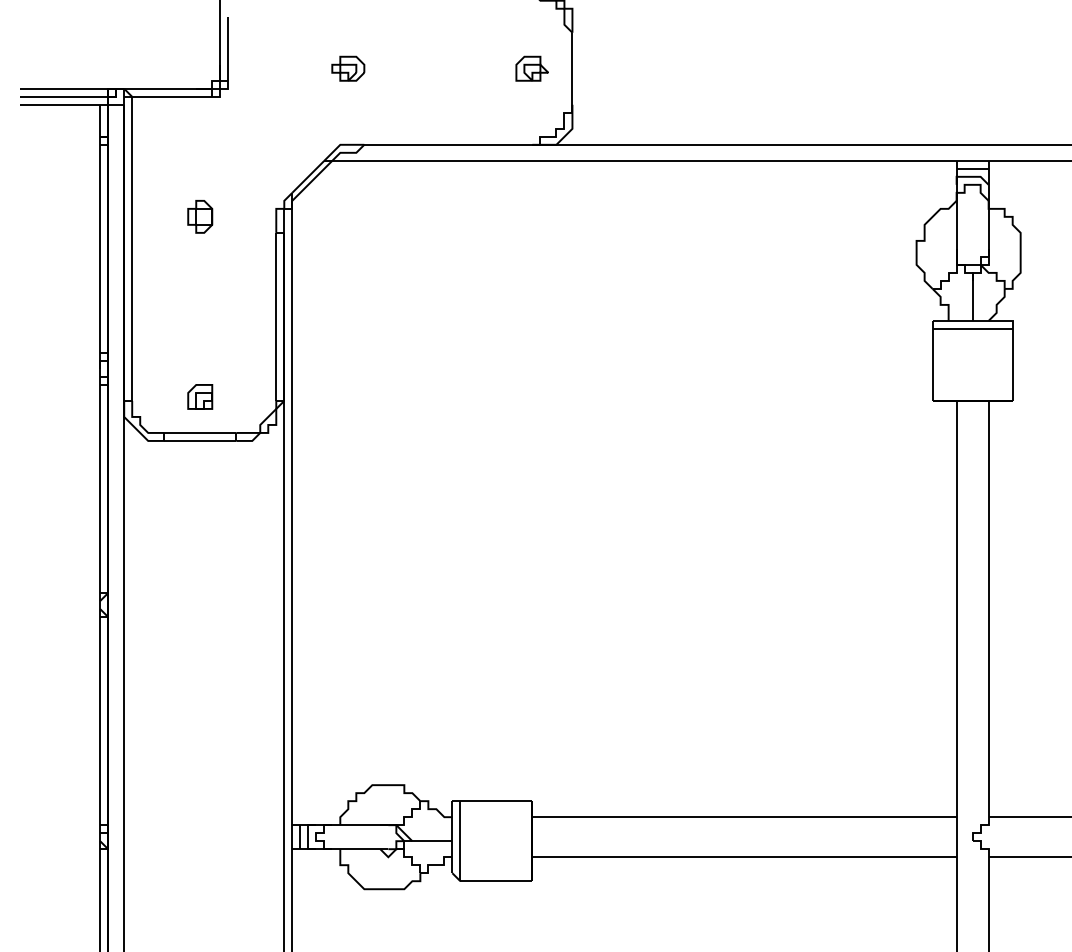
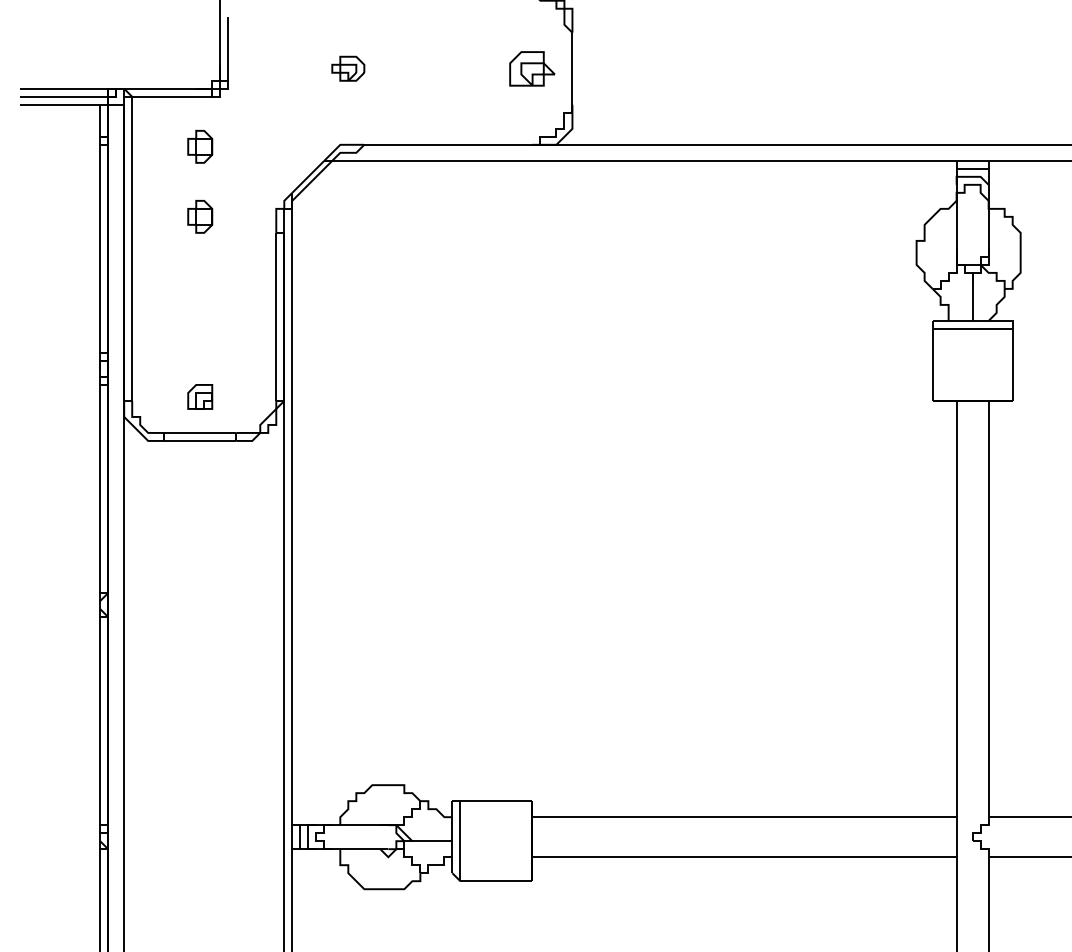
part size: 34x27 px -> 47x36 px (532, 68)
part: none -> present (200, 146)
